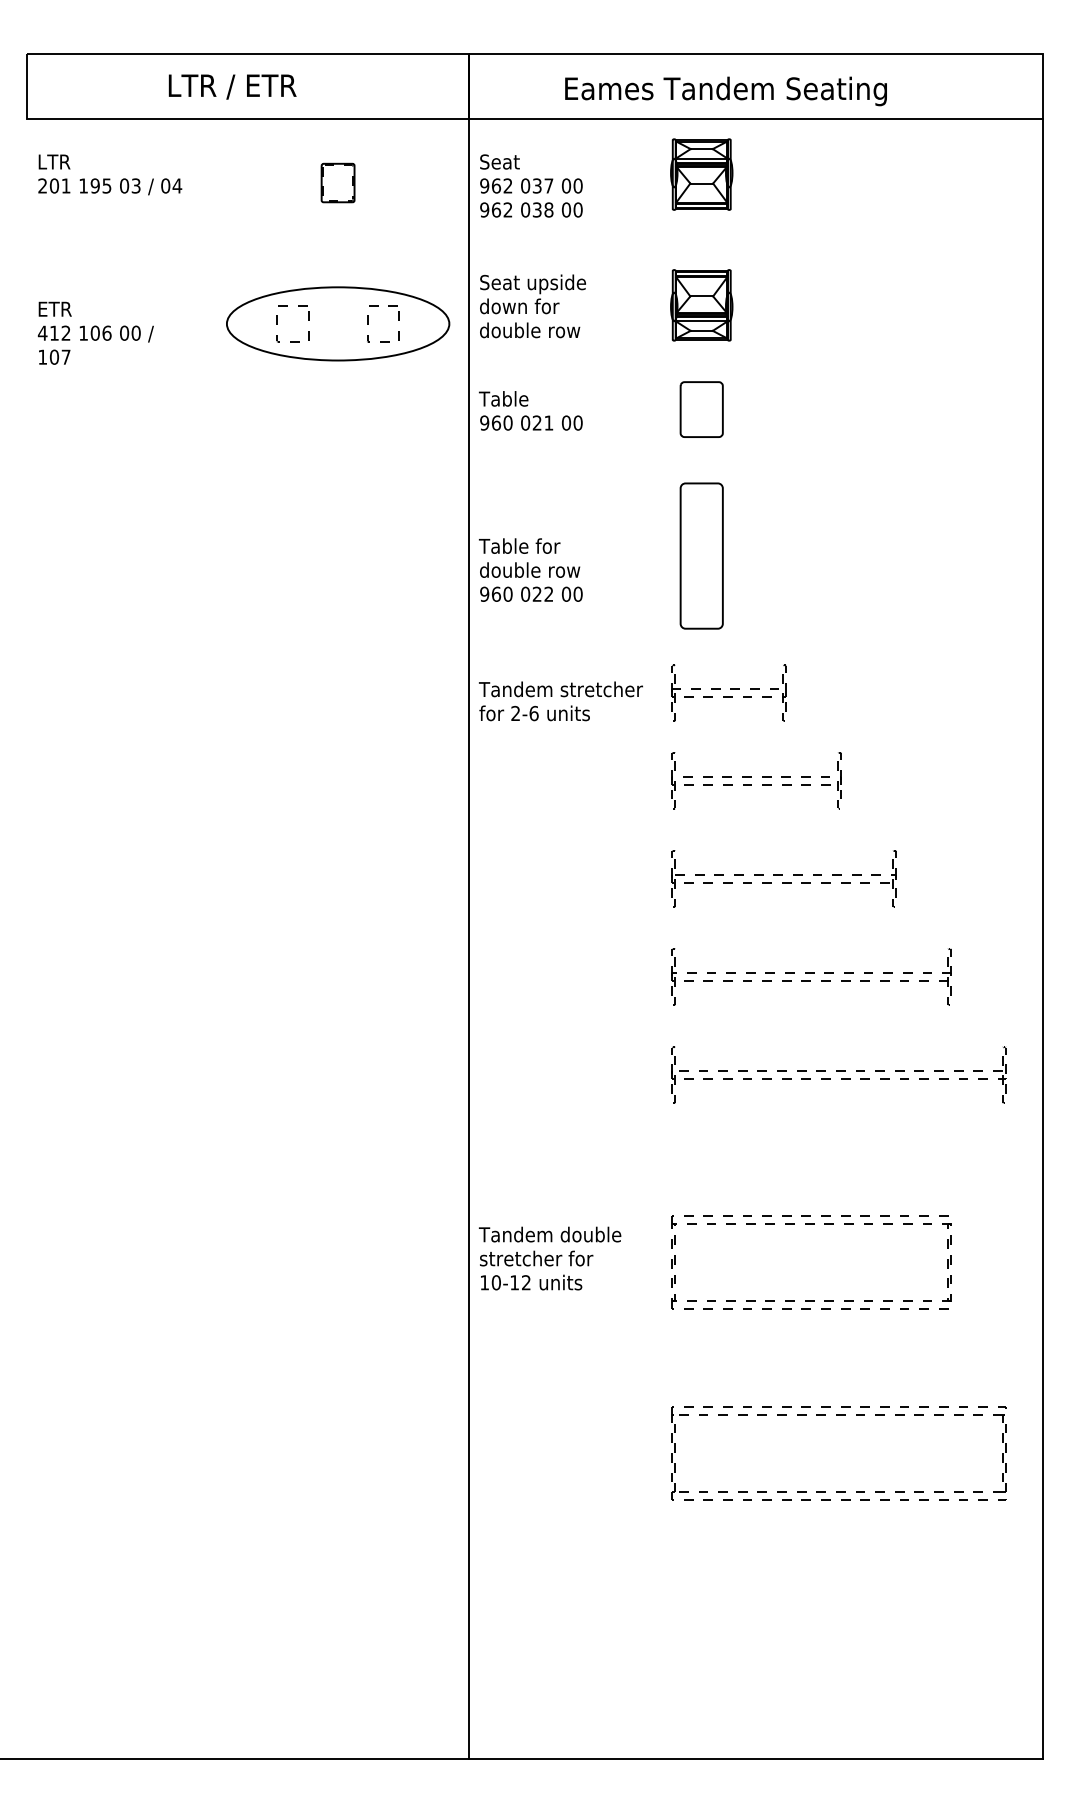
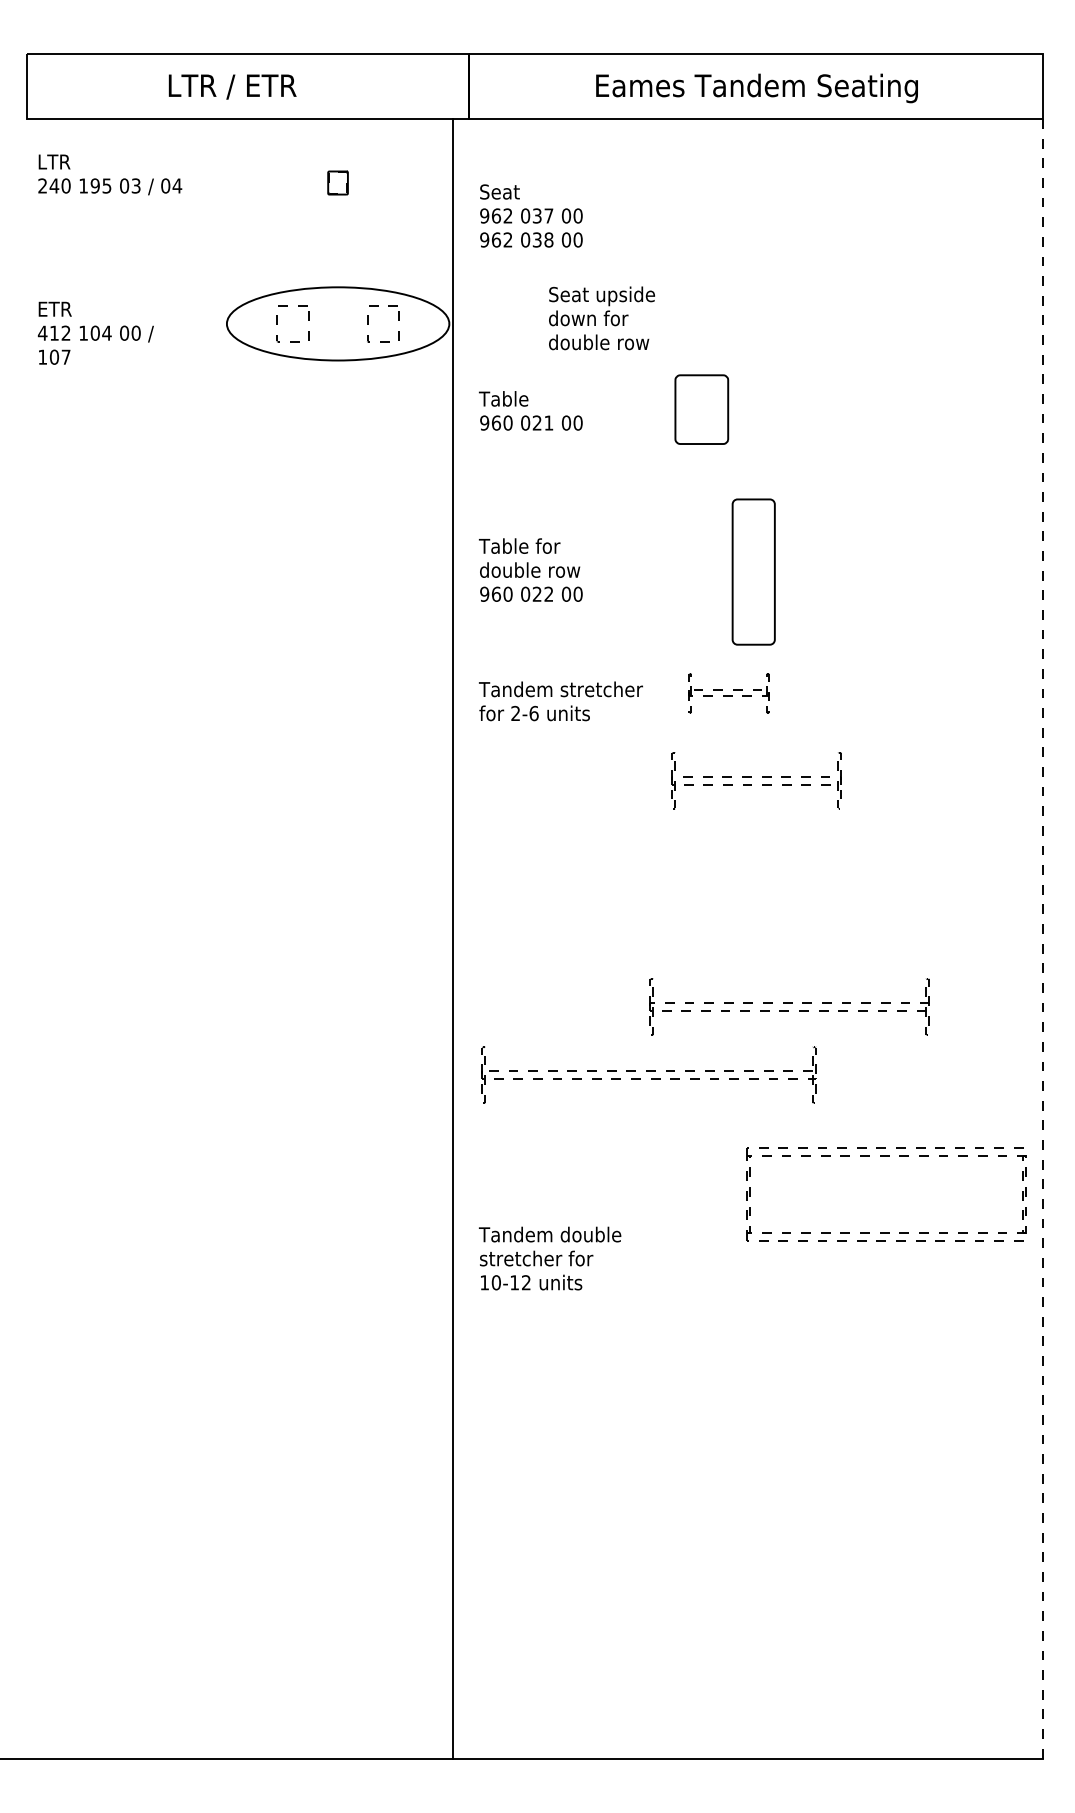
text position: (725, 91) -> (756, 88) (756, 88)
part: present -> none (701, 174)
part size: 36x42 px -> 22x26 px (337, 182)
text: 201 -> 240 (59, 185)
text position: (531, 185) -> (531, 215) (531, 215)
part: present -> none (701, 305)
text position: (532, 306) -> (601, 318) (601, 318)
text: 106 -> 104 (106, 332)
part size: 45x57 px -> 56x71 px (701, 409)
part position: (701, 555) -> (753, 571) (753, 571)
part size: 116x58 px -> 82x41 px (728, 693)
part: present -> none (783, 878)
line position: (469, 938) -> (453, 938) (453, 938)
line: solid -> dashed (1042, 938)
part position: (811, 976) -> (789, 1006) (789, 1006)
part position: (838, 1074) -> (648, 1074) (648, 1074)
part position: (811, 1224) -> (886, 1156) (886, 1156)
part: present -> none (838, 1415)
